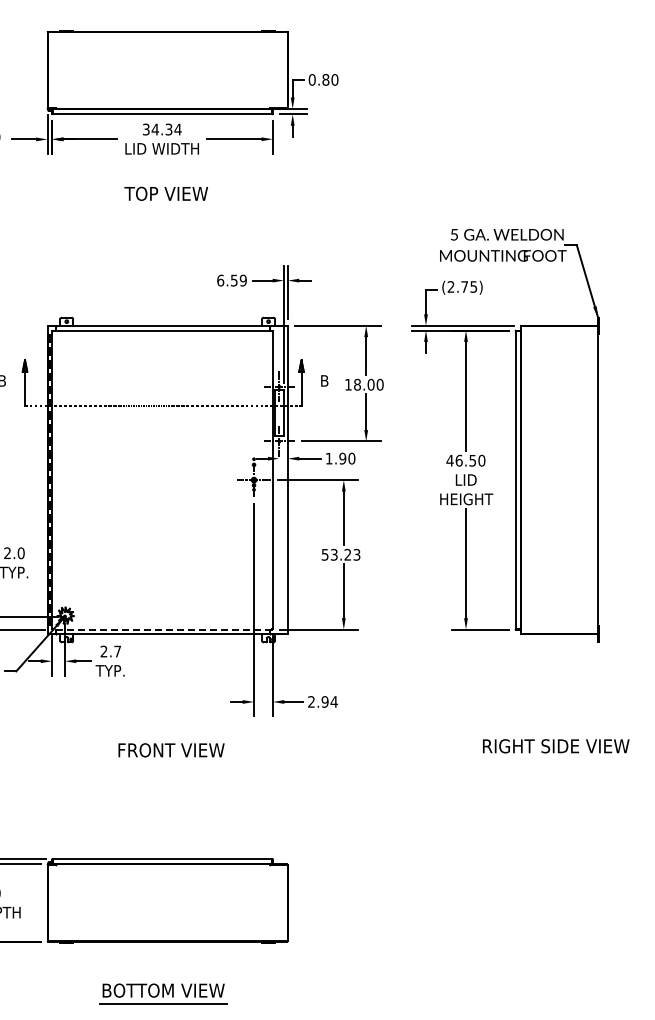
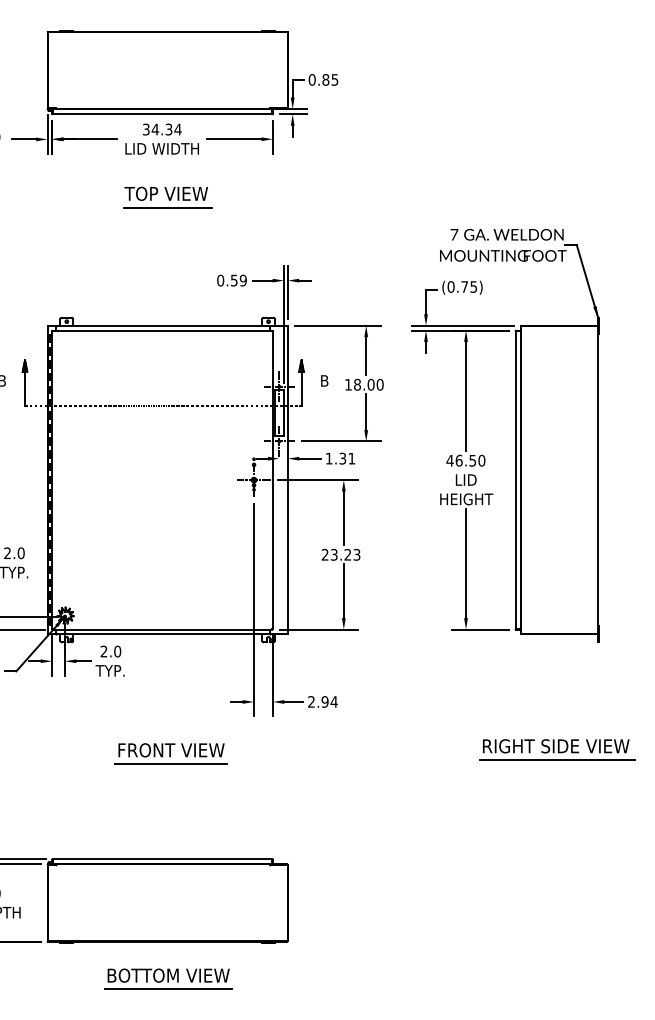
text: 0.80 -> 0.85 (334, 79)
line: none -> present (168, 207)
text: 5 -> 7 (454, 234)
text: 6.59 -> 0.59 (220, 280)
text: (2.75) -> (0.75) (450, 286)
text: 1.90 -> 1.31 (347, 458)
text: 53.23 -> 23.23 (324, 554)
line: dashed -> solid (162, 629)
text: 2.7 -> 2.0 (117, 651)
line: none -> present (557, 760)
line: none -> present (171, 764)
part position: (163, 993) -> (168, 978) (168, 978)
